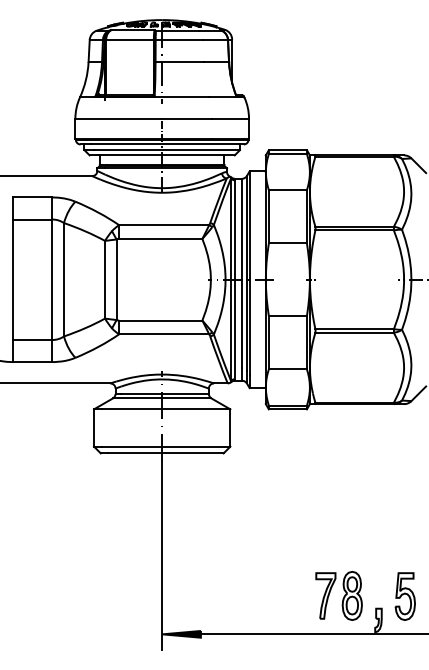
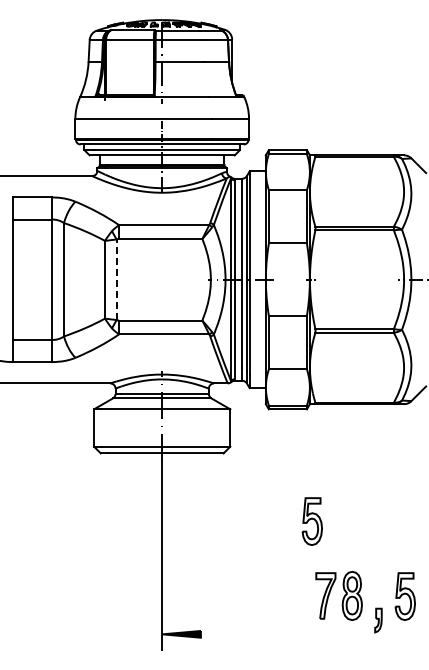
line: solid -> dashed (116, 279)
part: none -> present (311, 521)
line: present -> none (312, 634)
